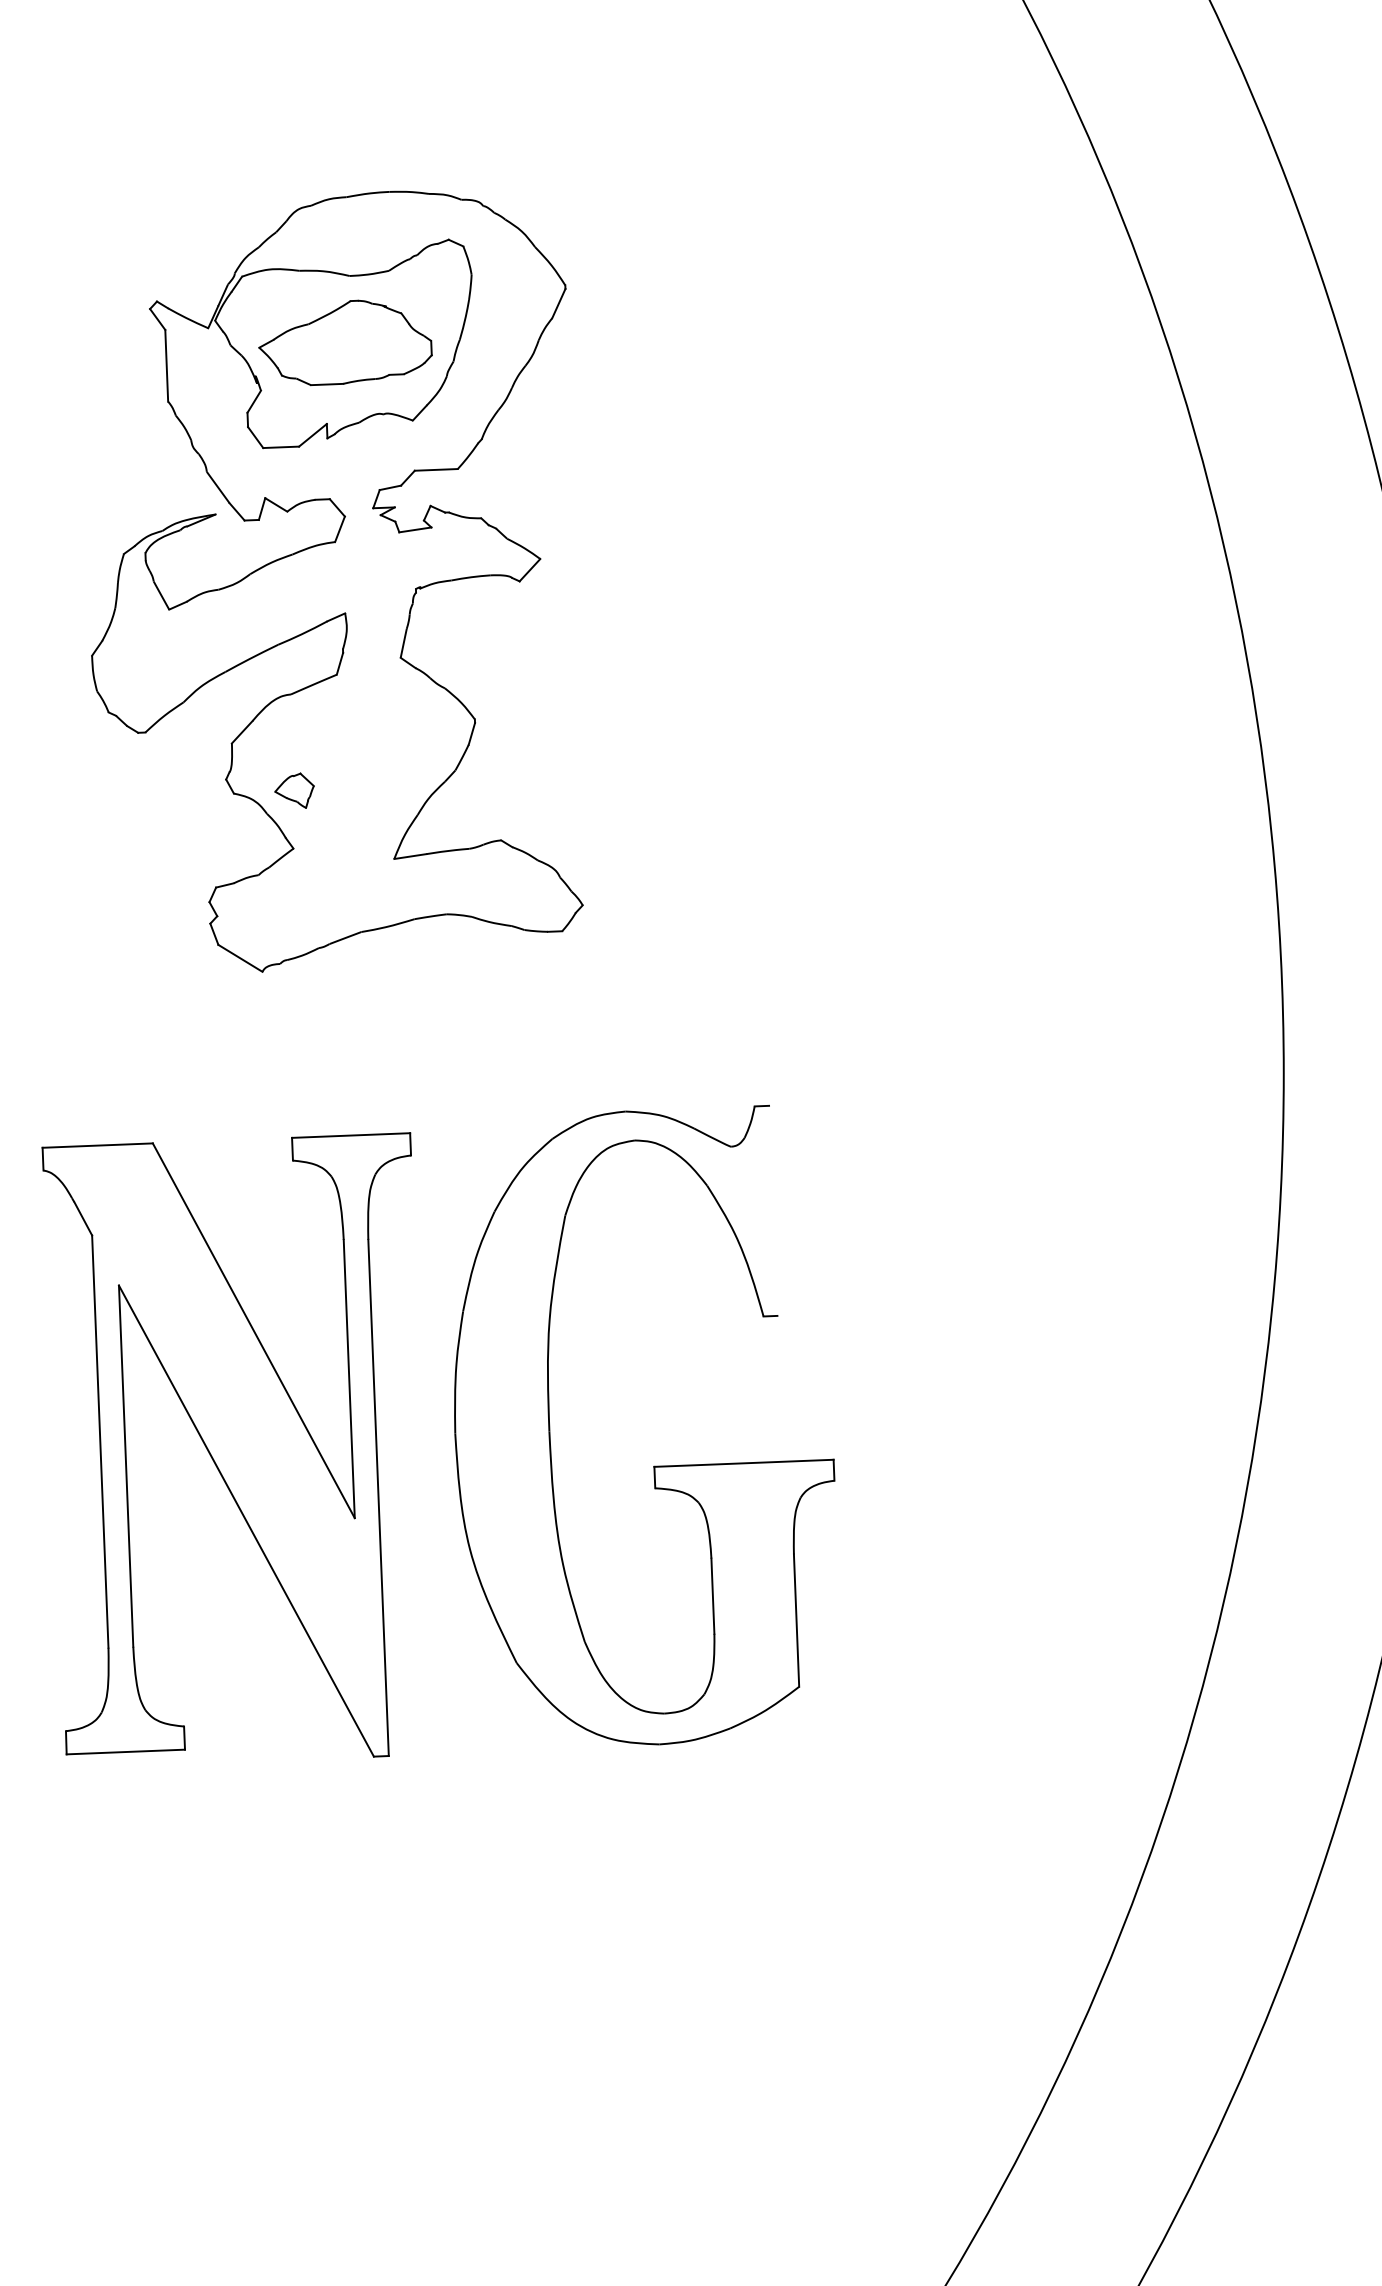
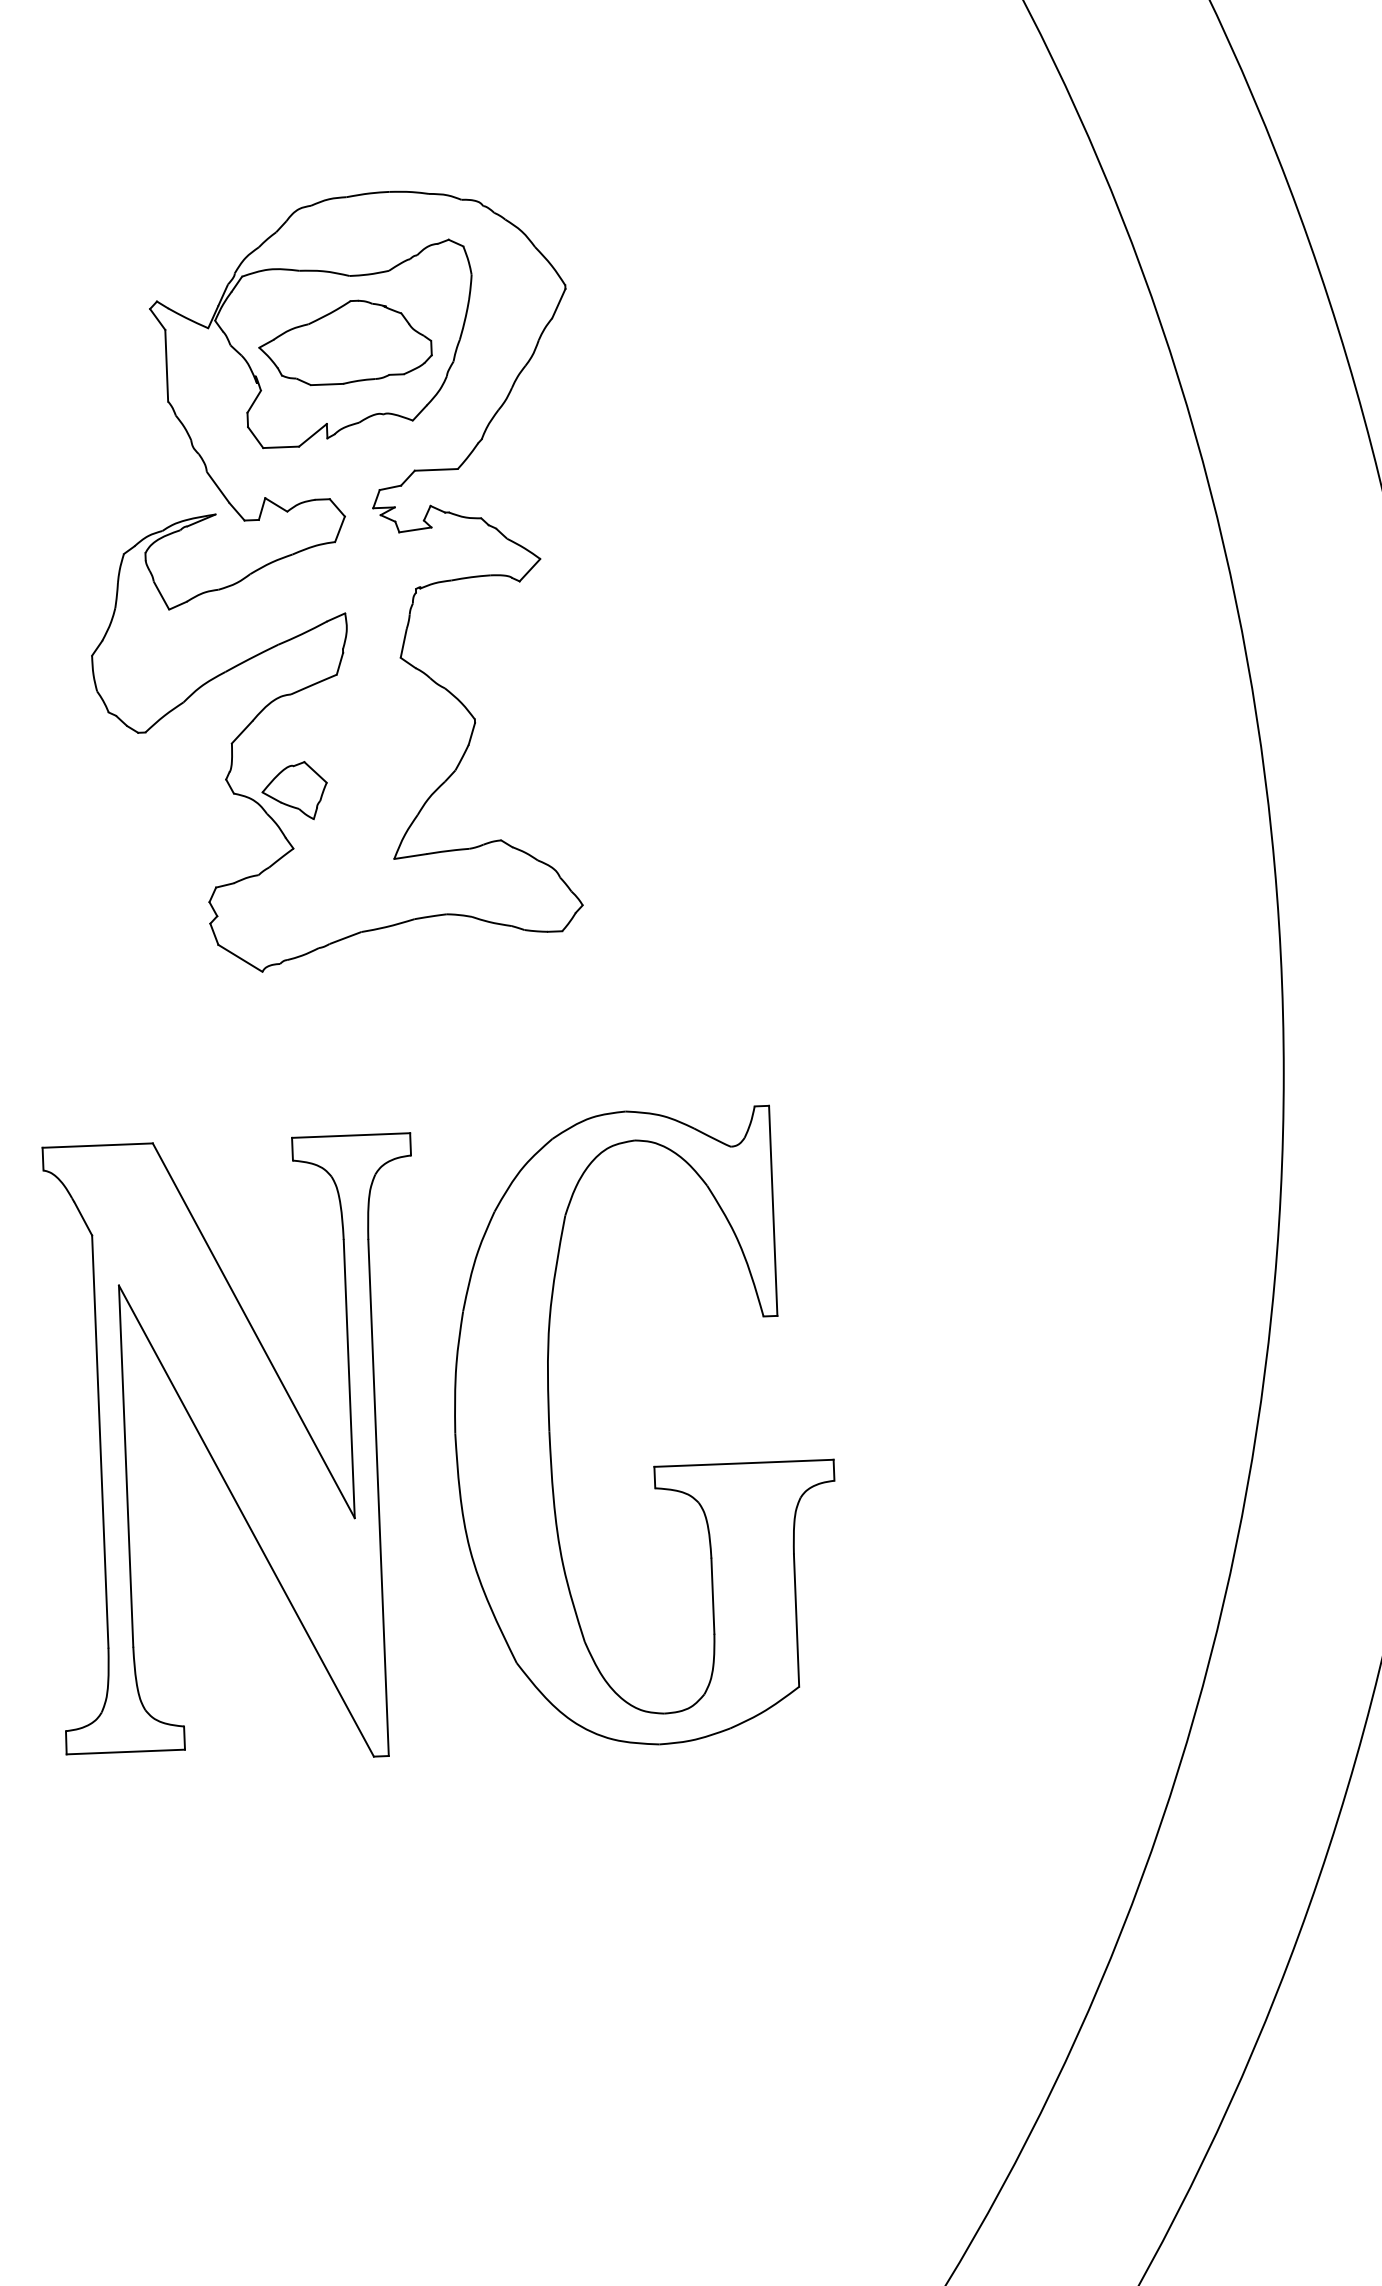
part size: 41x37 px -> 67x60 px (294, 790)
line: none -> present (773, 1210)
